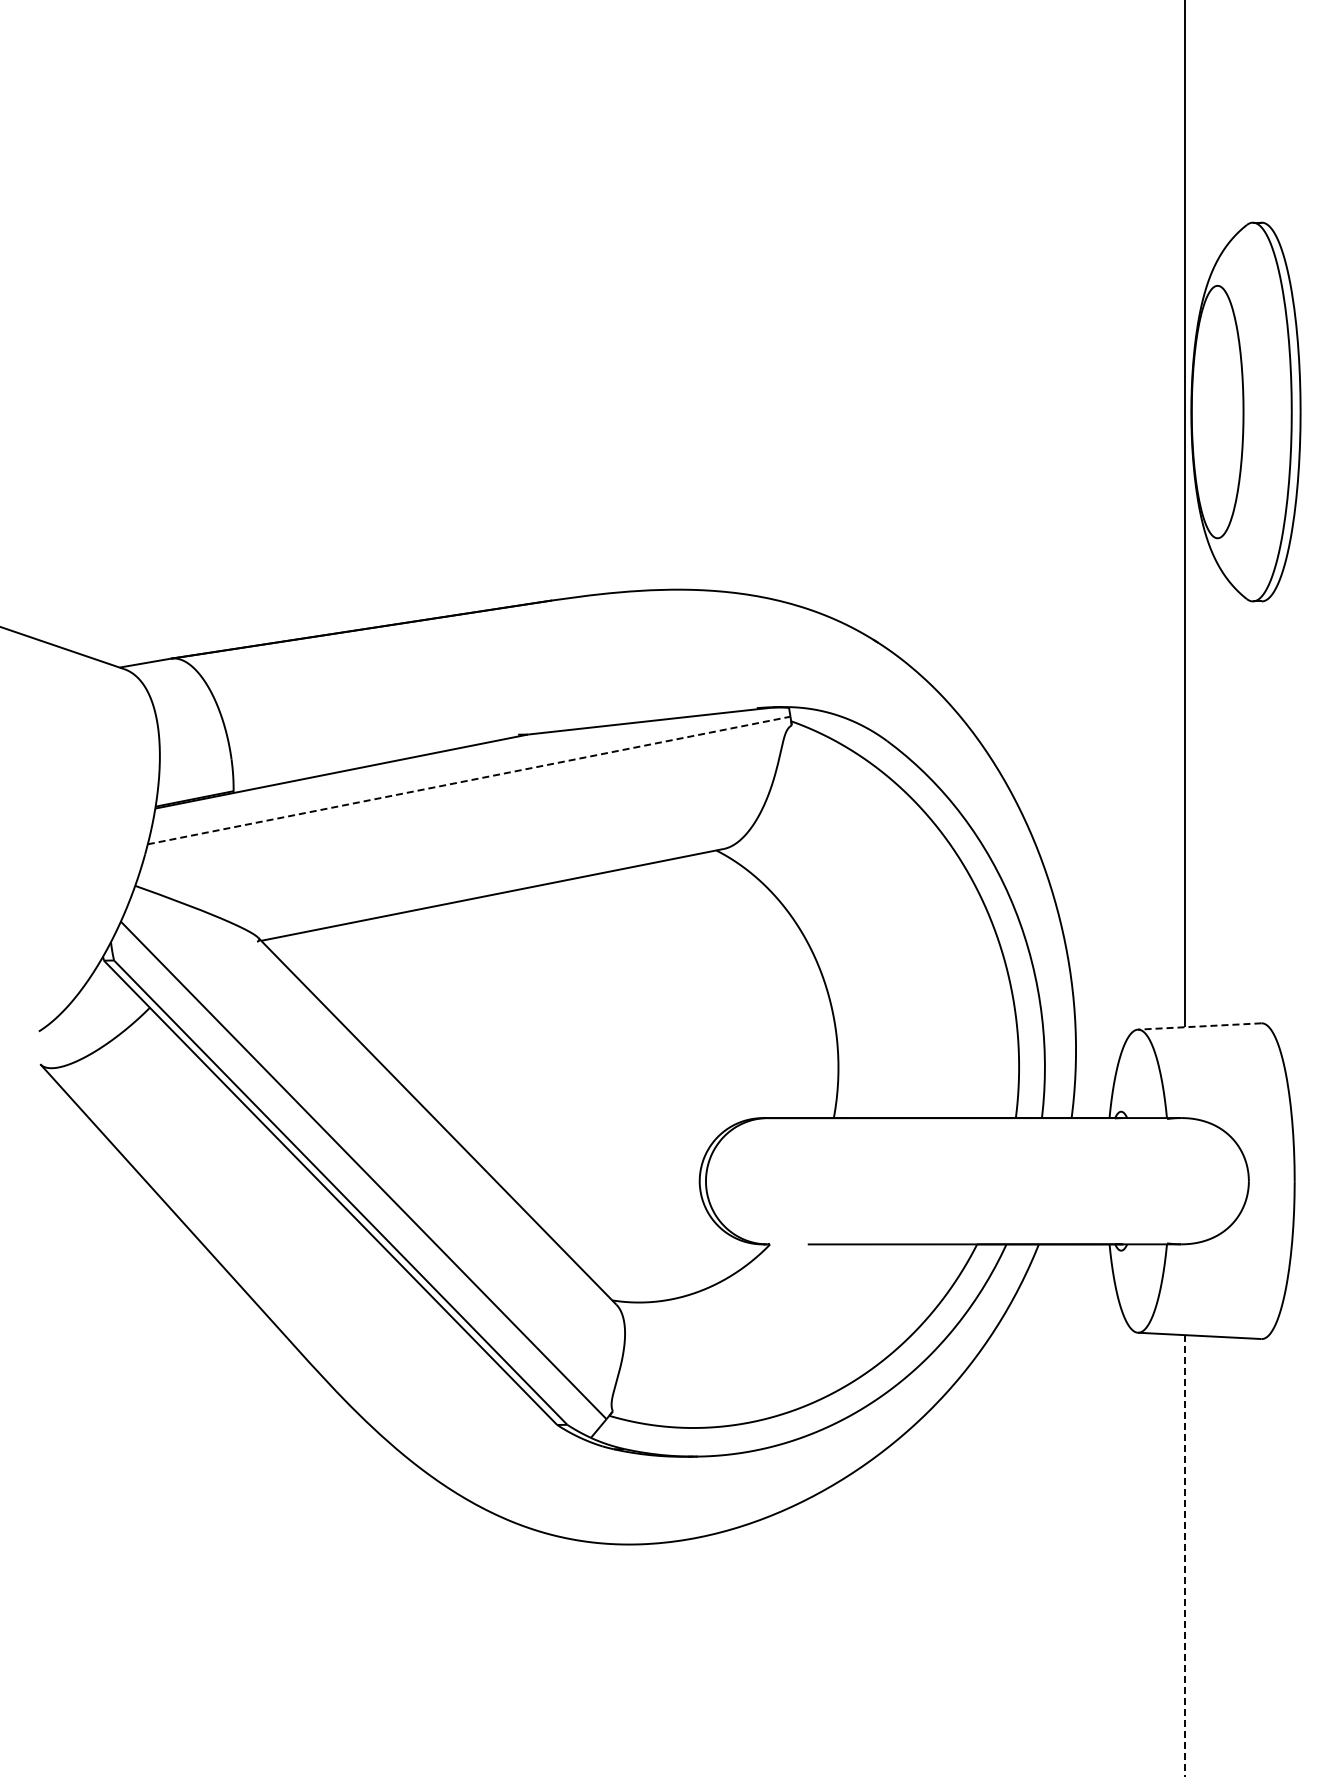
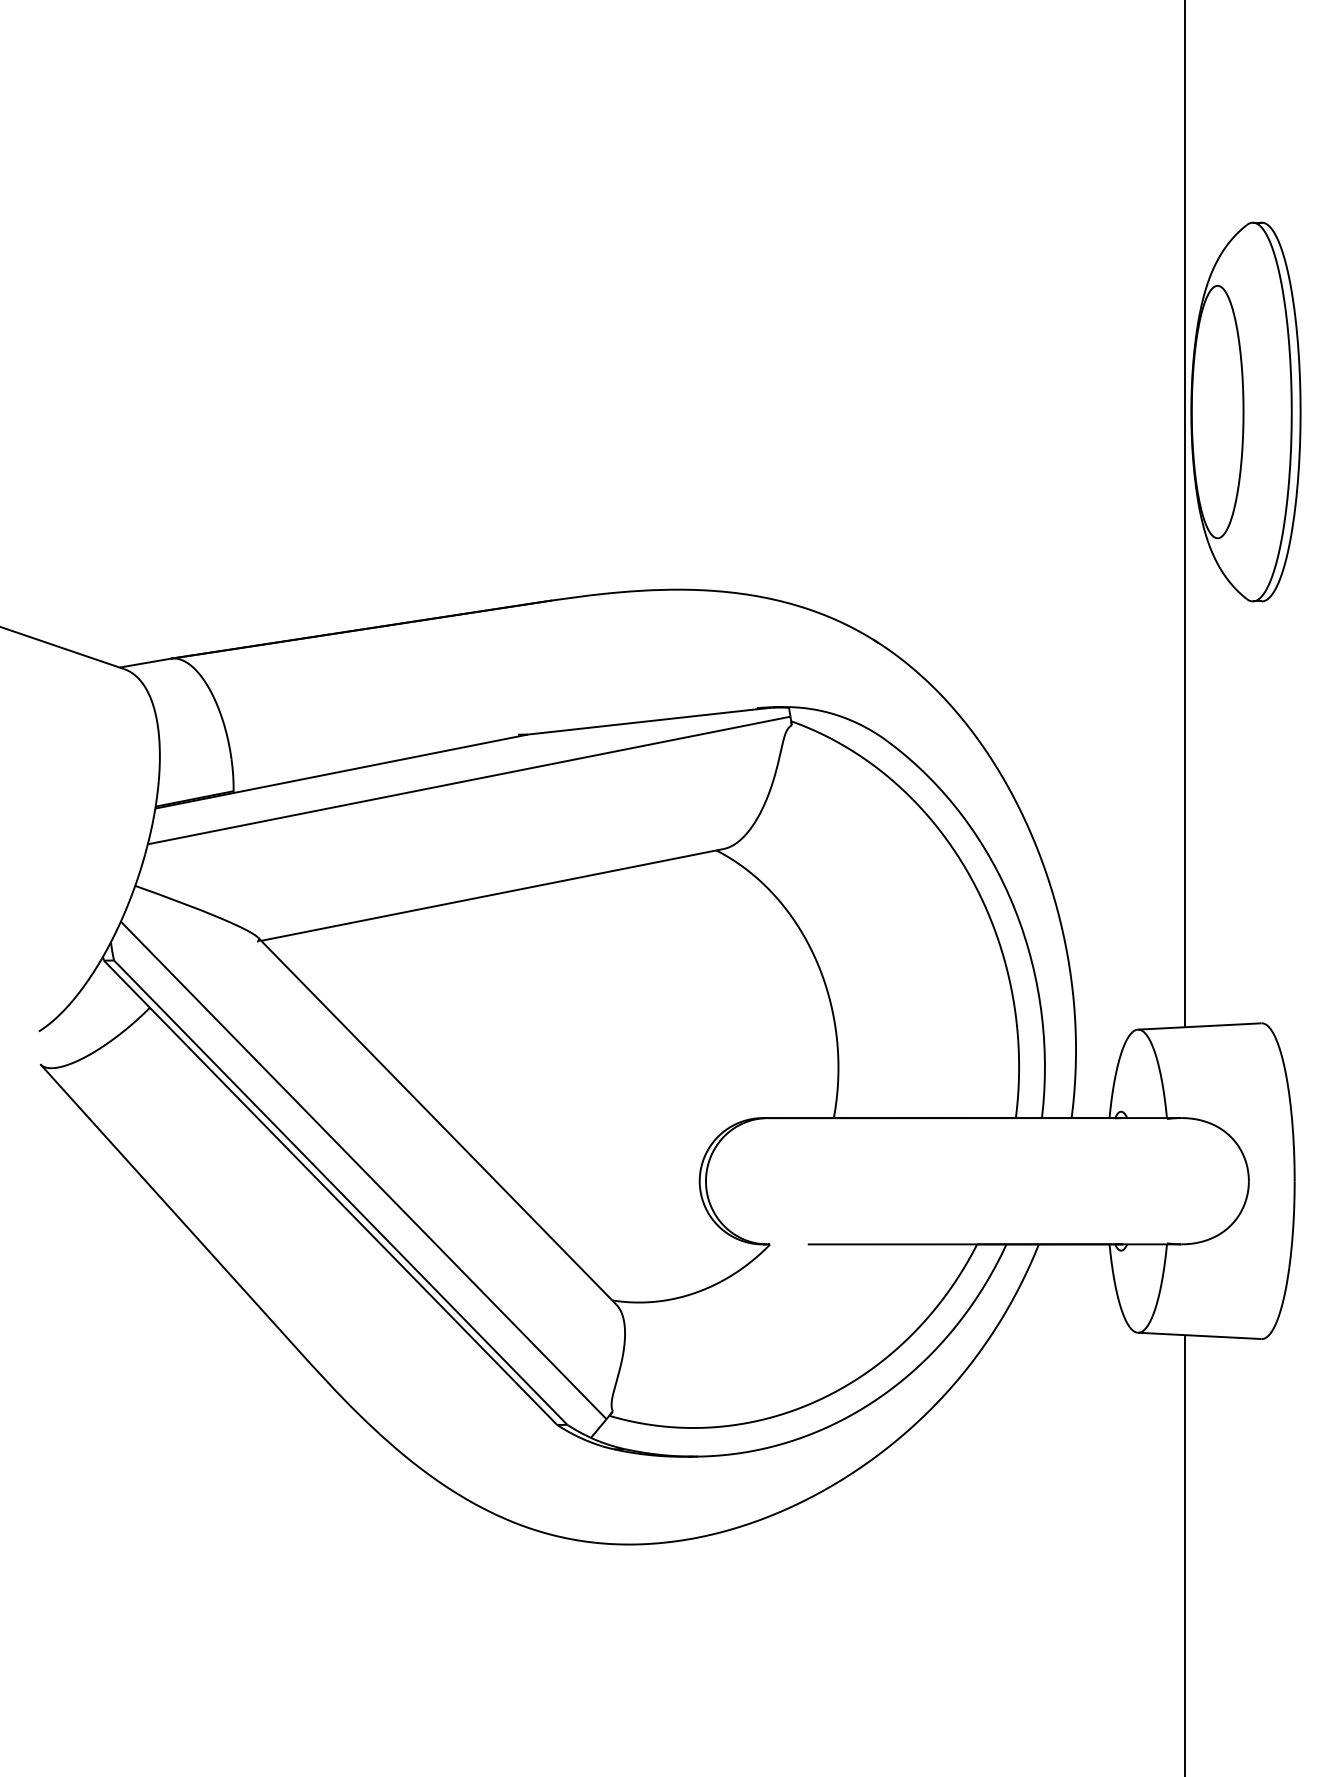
line: dashed -> solid (469, 780)
line: dashed -> solid (1199, 1026)
line: dashed -> solid (1185, 1556)
